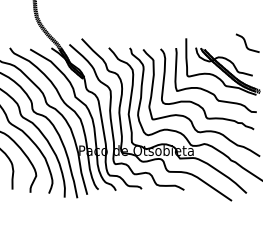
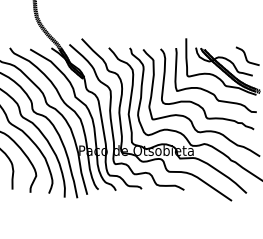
part position: (247, 42) -> (247, 55) (247, 55)
